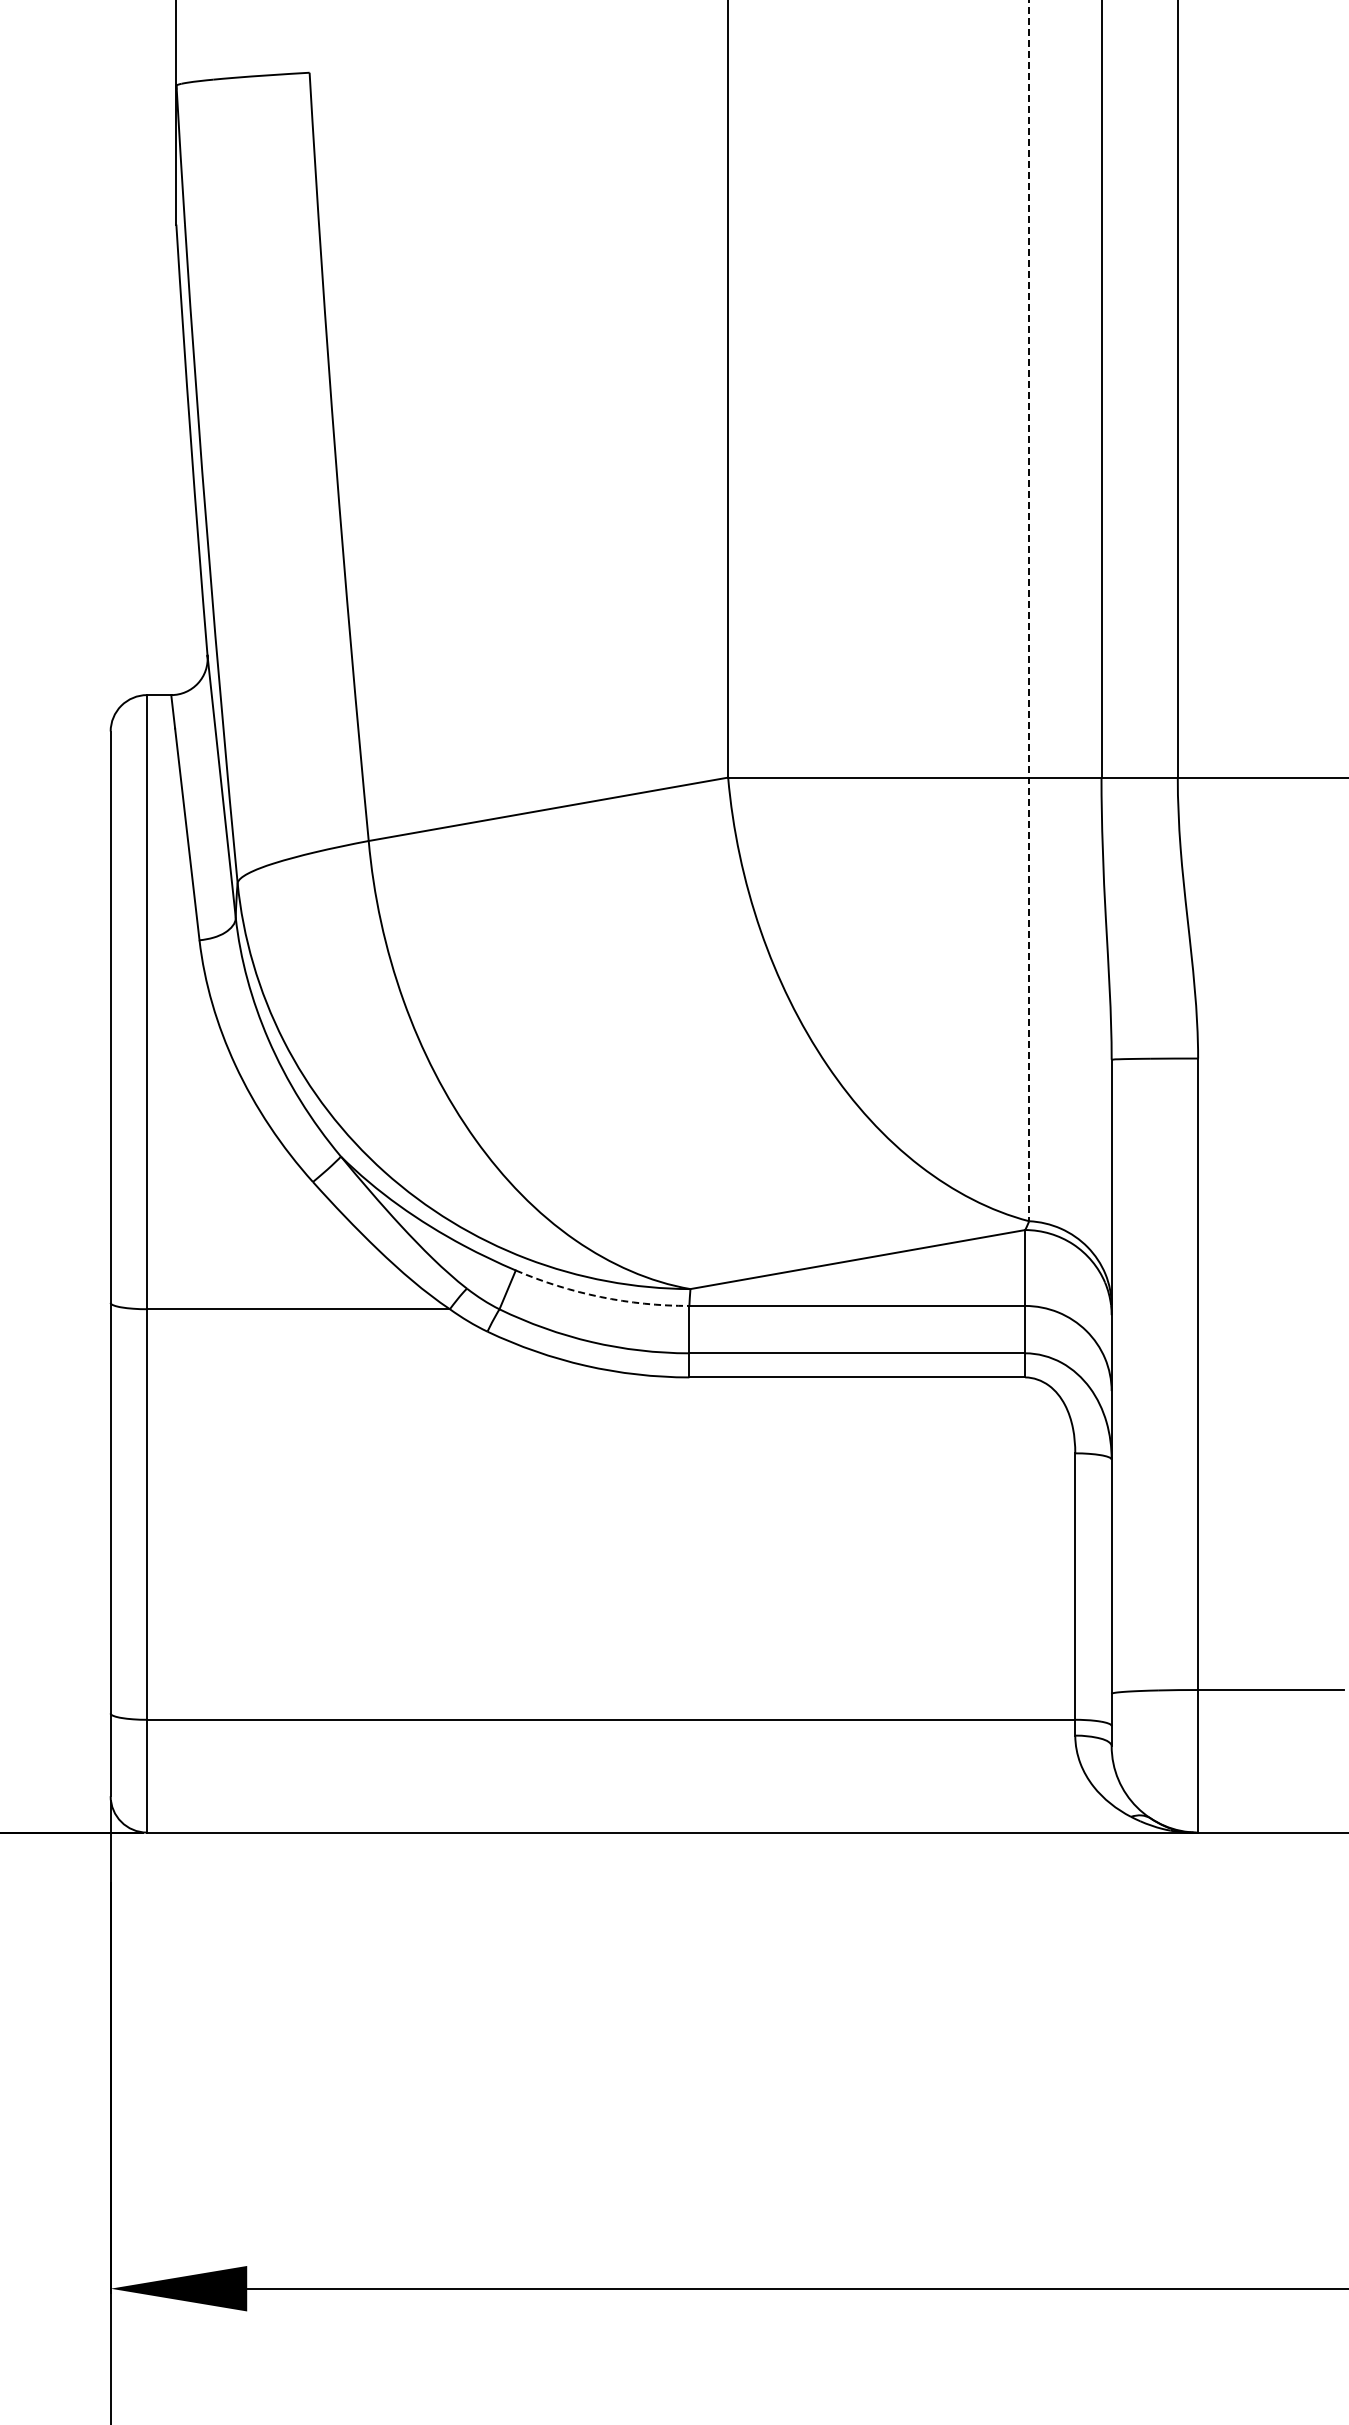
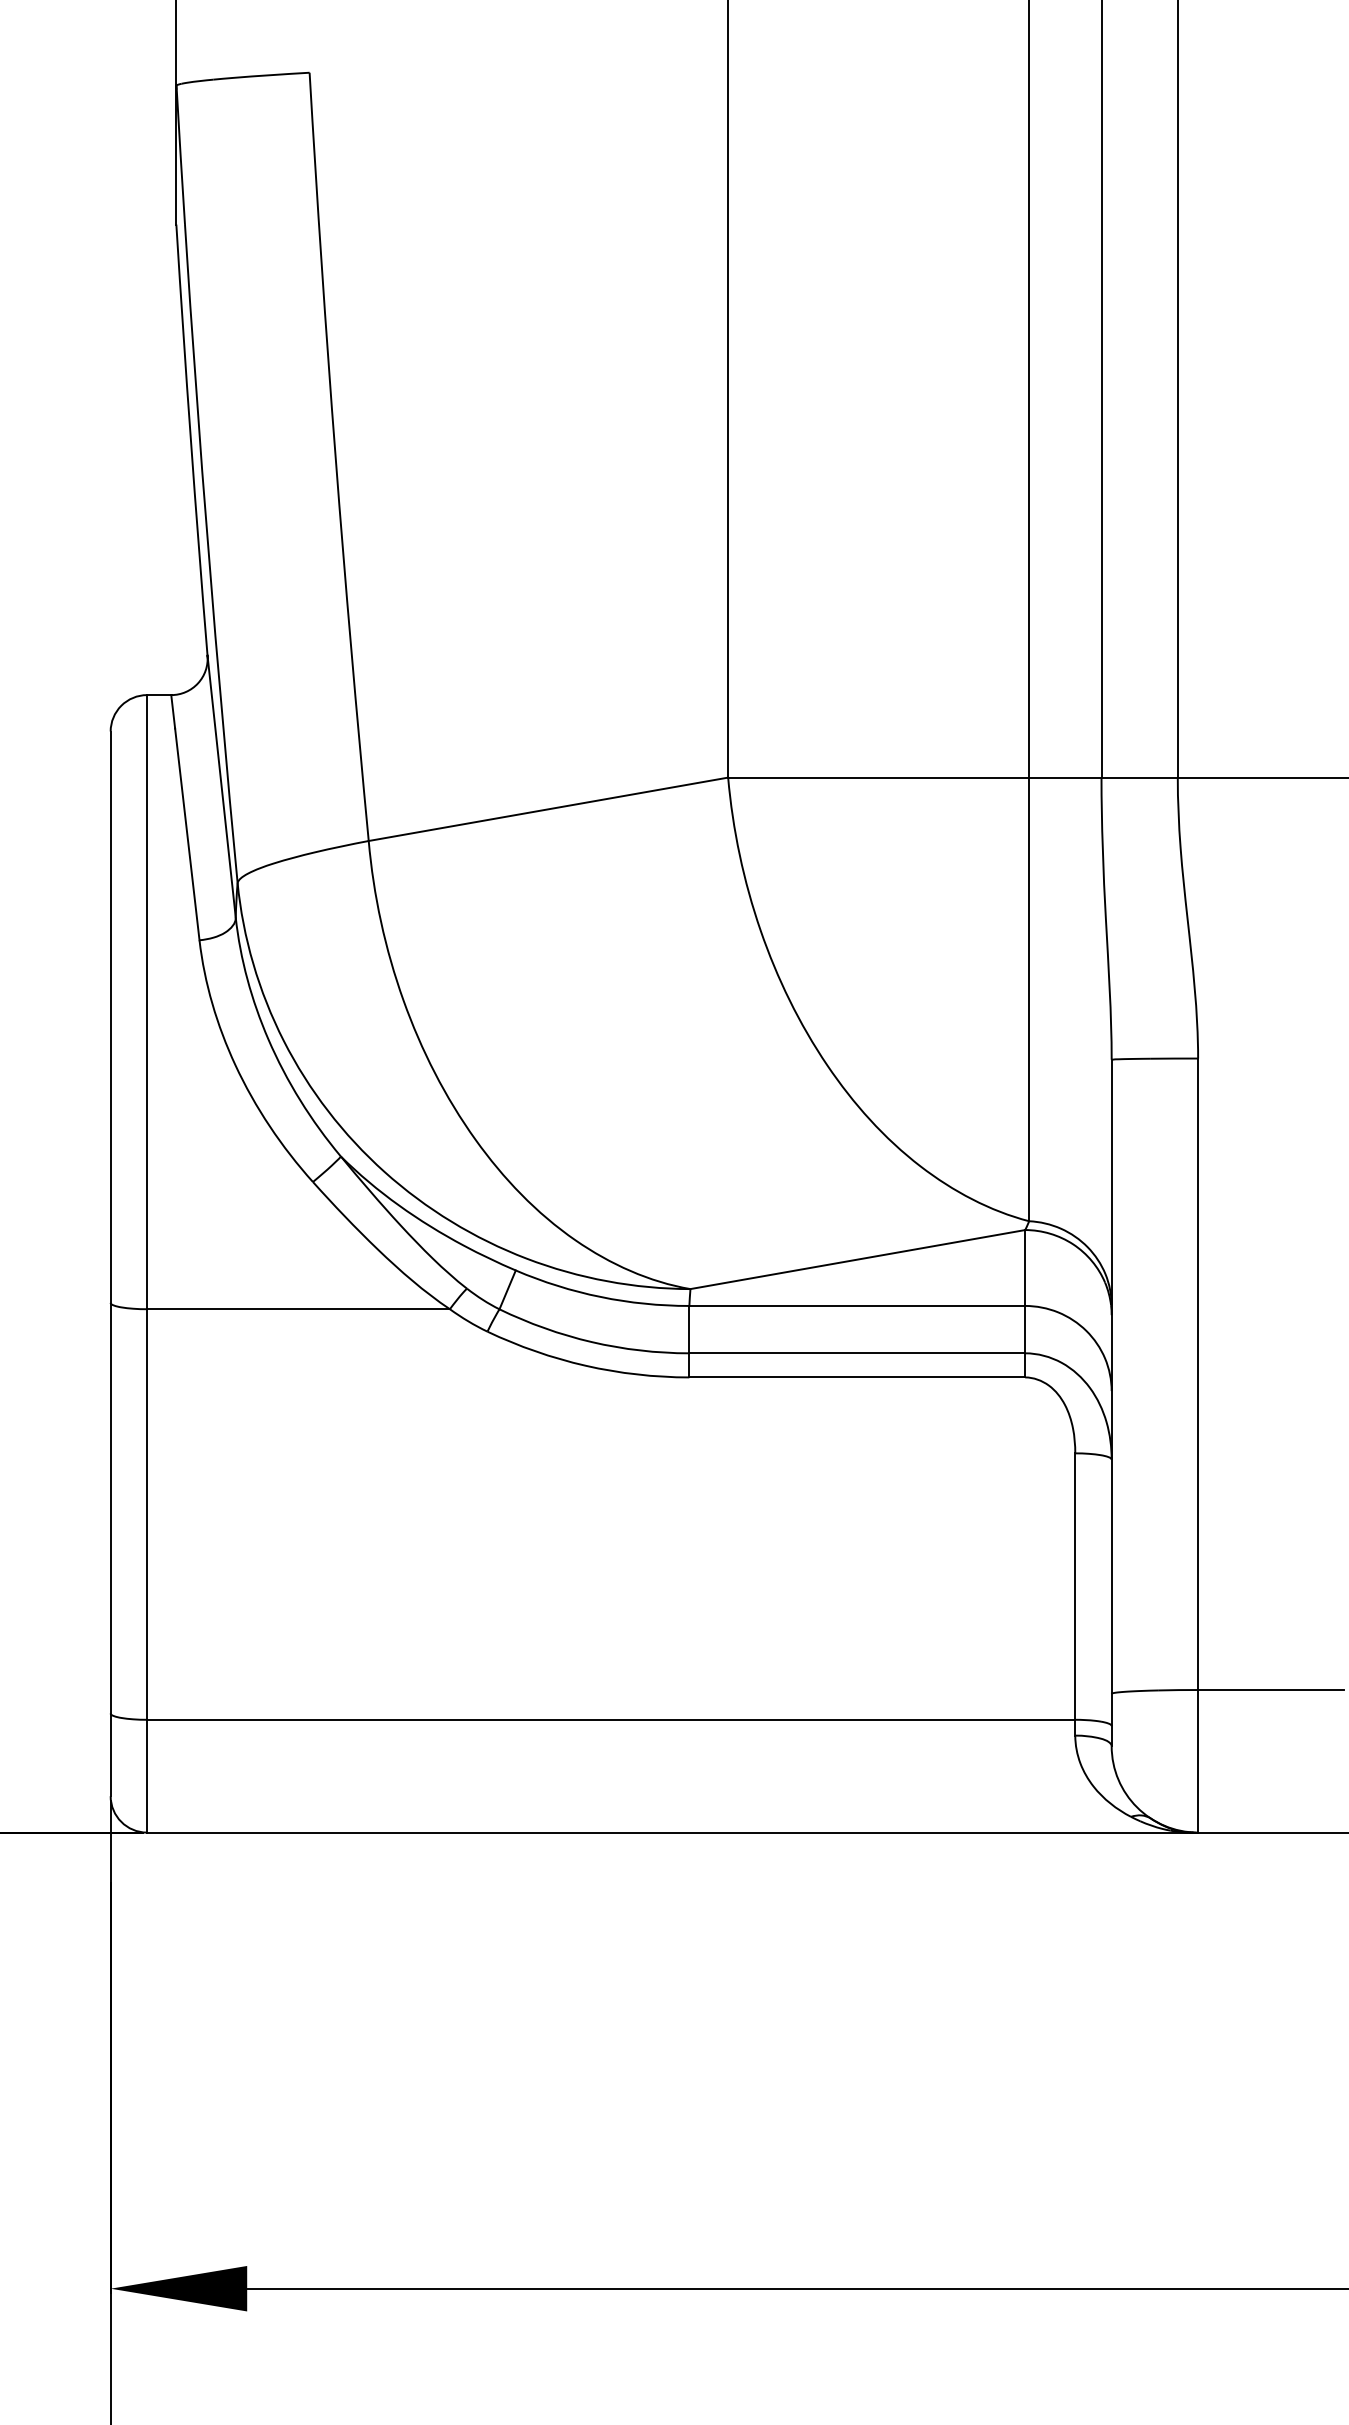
line: dashed -> solid (1029, 611)
arc: dashed -> solid (600, 1297)
